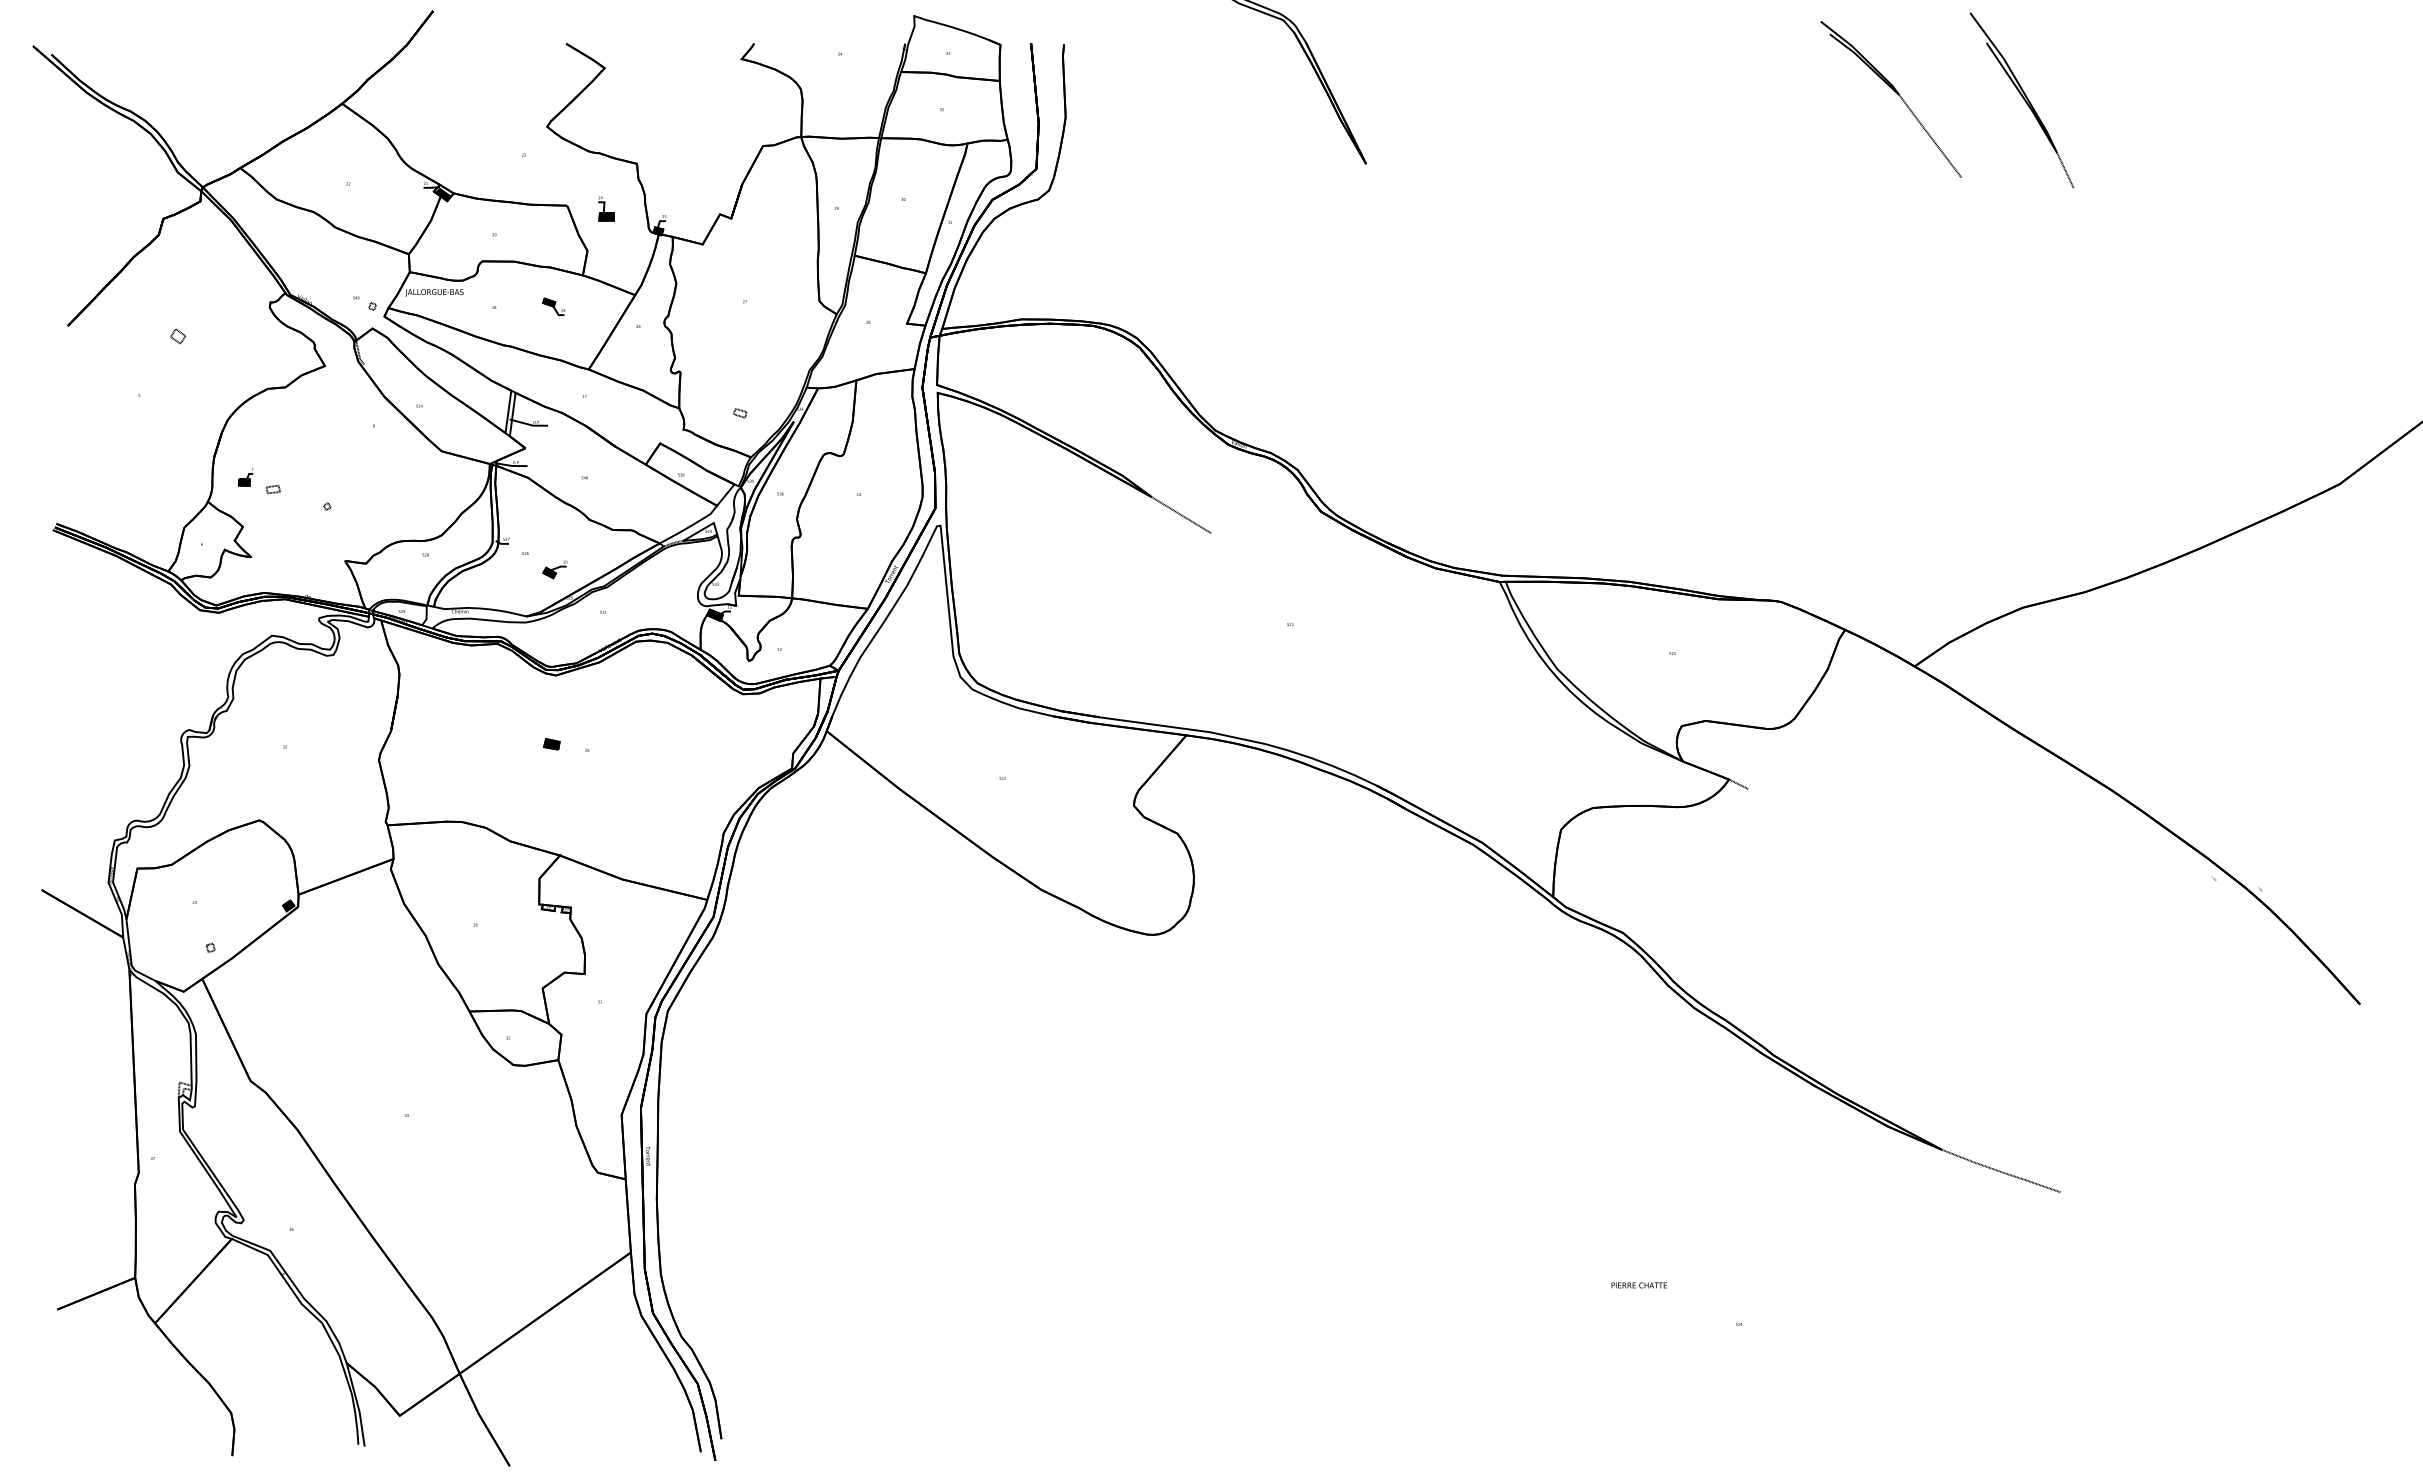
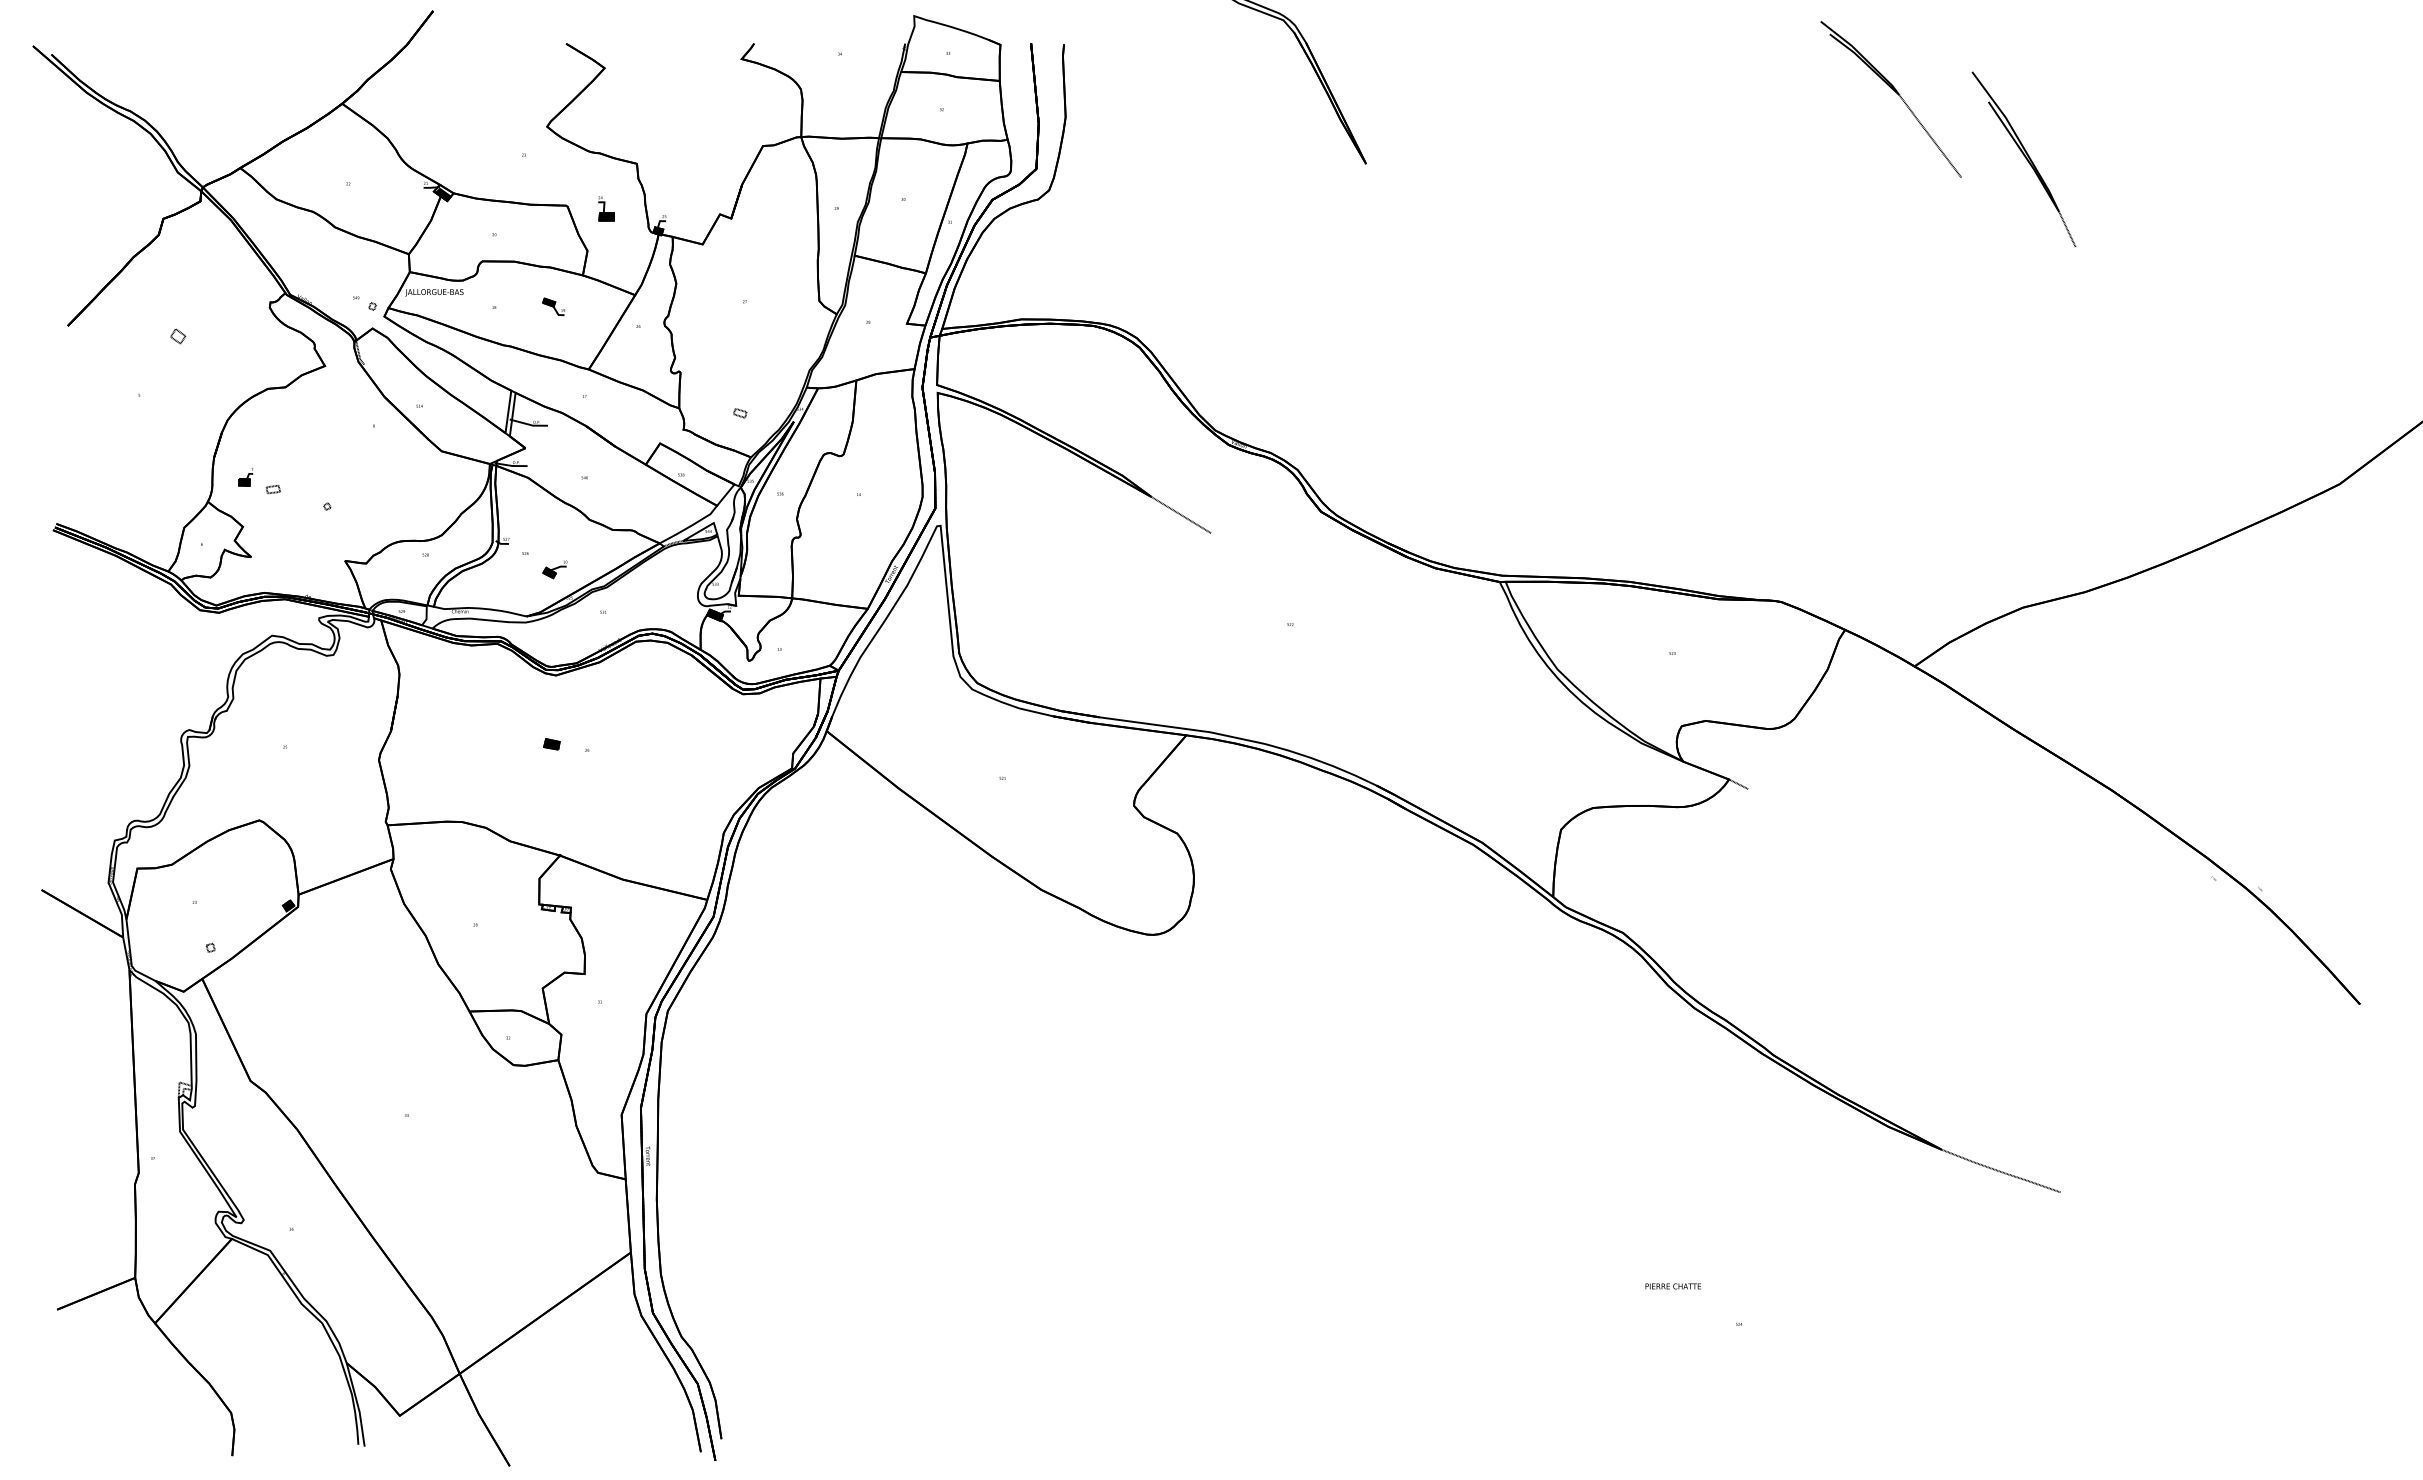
part position: (2021, 100) -> (2023, 159) (2023, 159)
text position: (1638, 1285) -> (1672, 1286) (1672, 1286)
